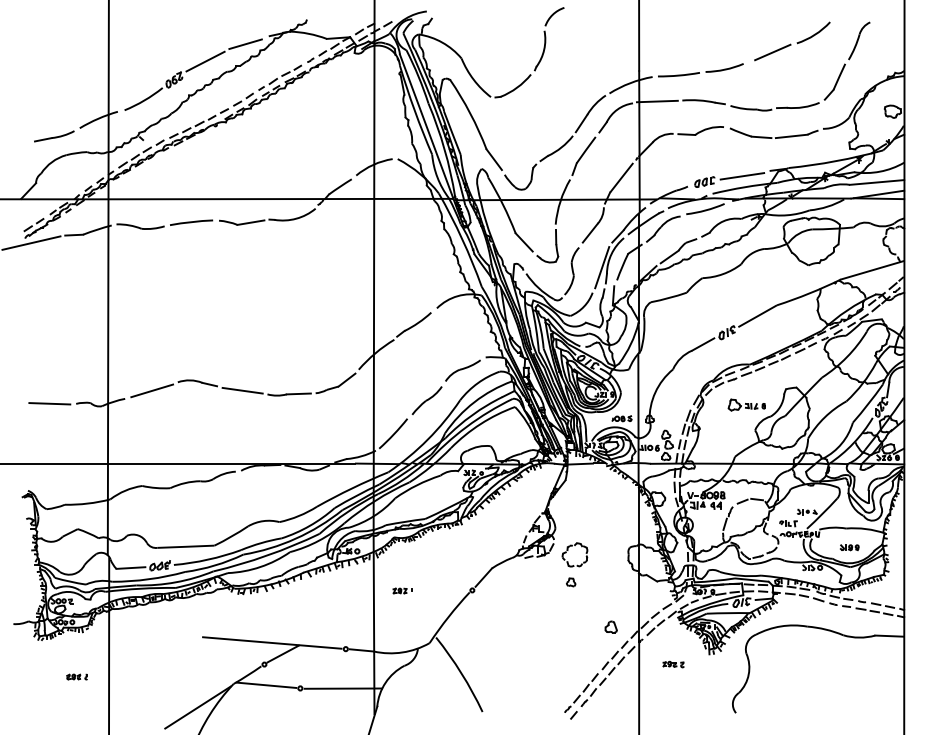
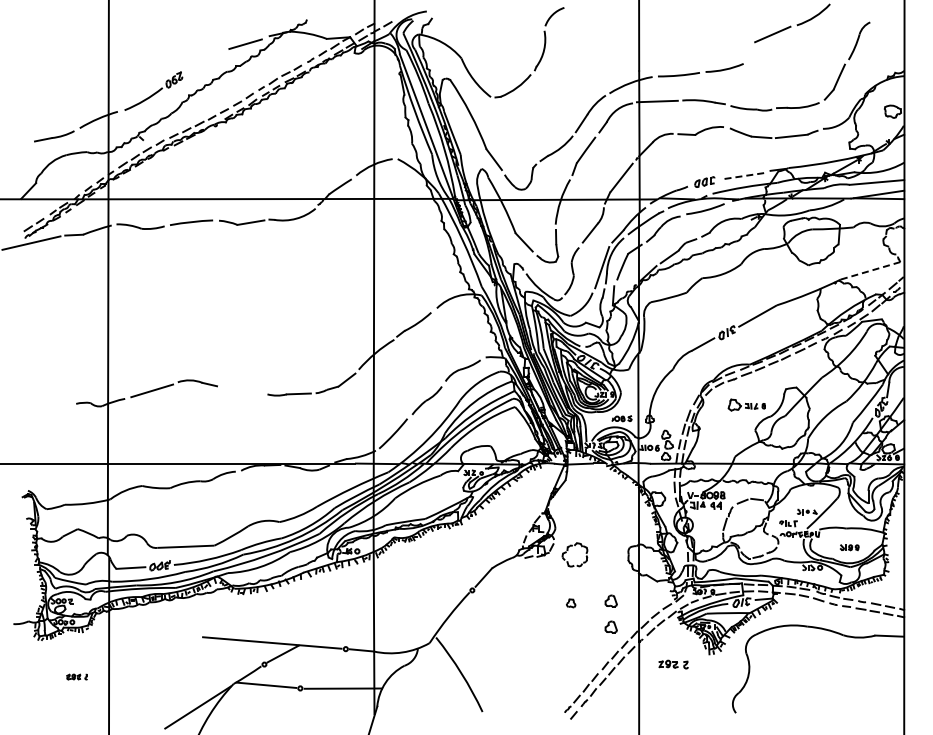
part position: (792, 41) -> (792, 23) (792, 23)
line: present -> none (205, 61)
line: solid -> dashed (742, 176)
line: solid -> dashed (872, 270)
line: present -> none (242, 390)
line: present -> none (49, 403)
part position: (571, 582) -> (571, 603) (571, 603)
part: present -> none (402, 590)
part: none -> present (610, 600)
part size: 23x9 px -> 31x11 px (673, 664)
